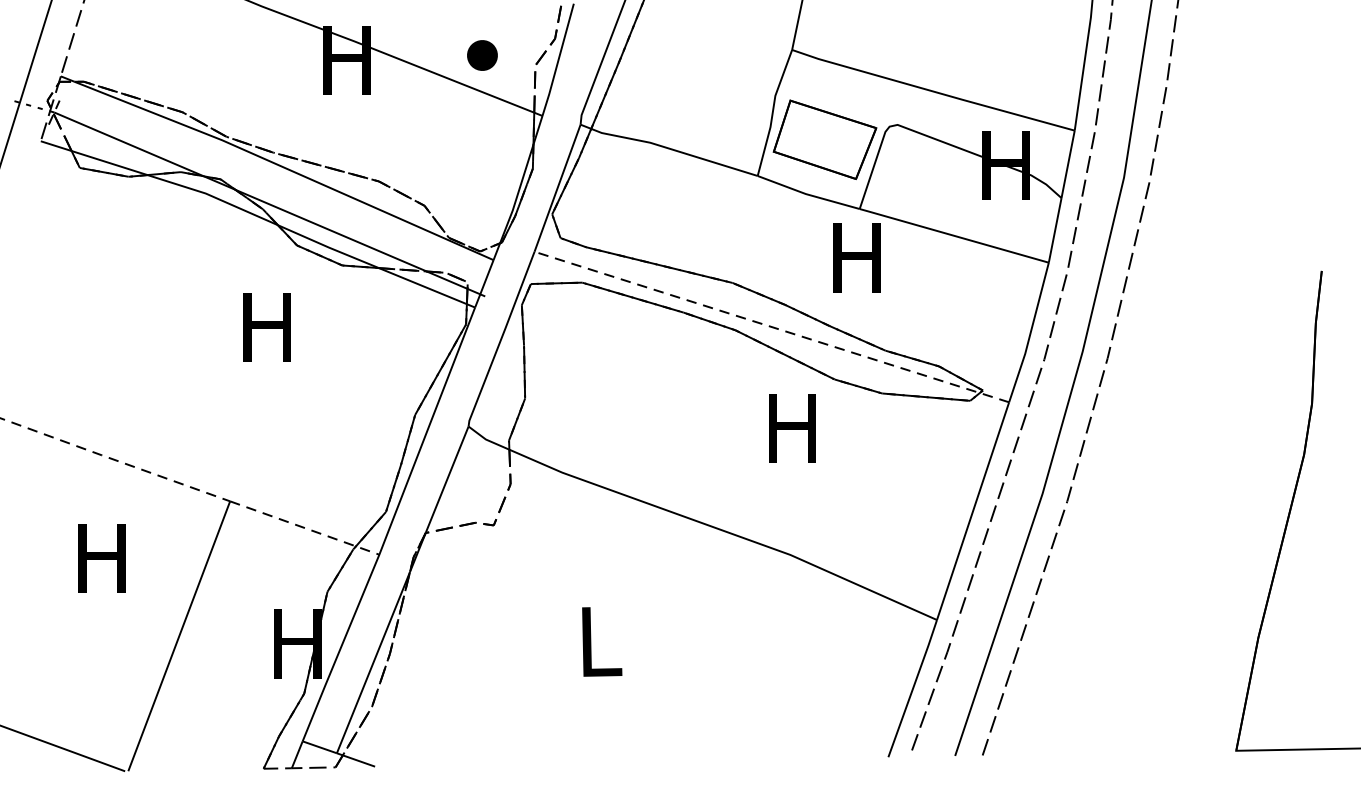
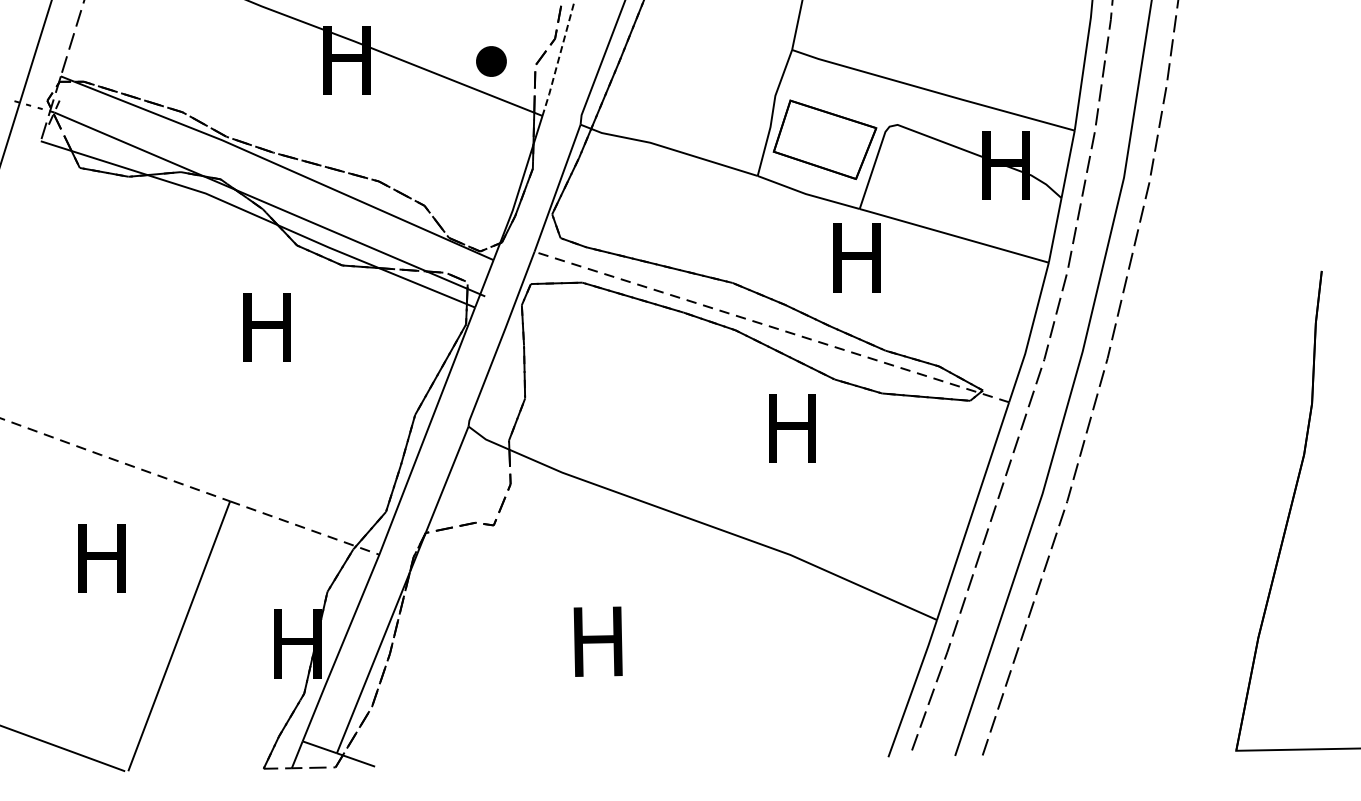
part position: (482, 55) -> (491, 61) (491, 61)
line: solid -> dashed (558, 60)
text: L -> H (597, 641)
